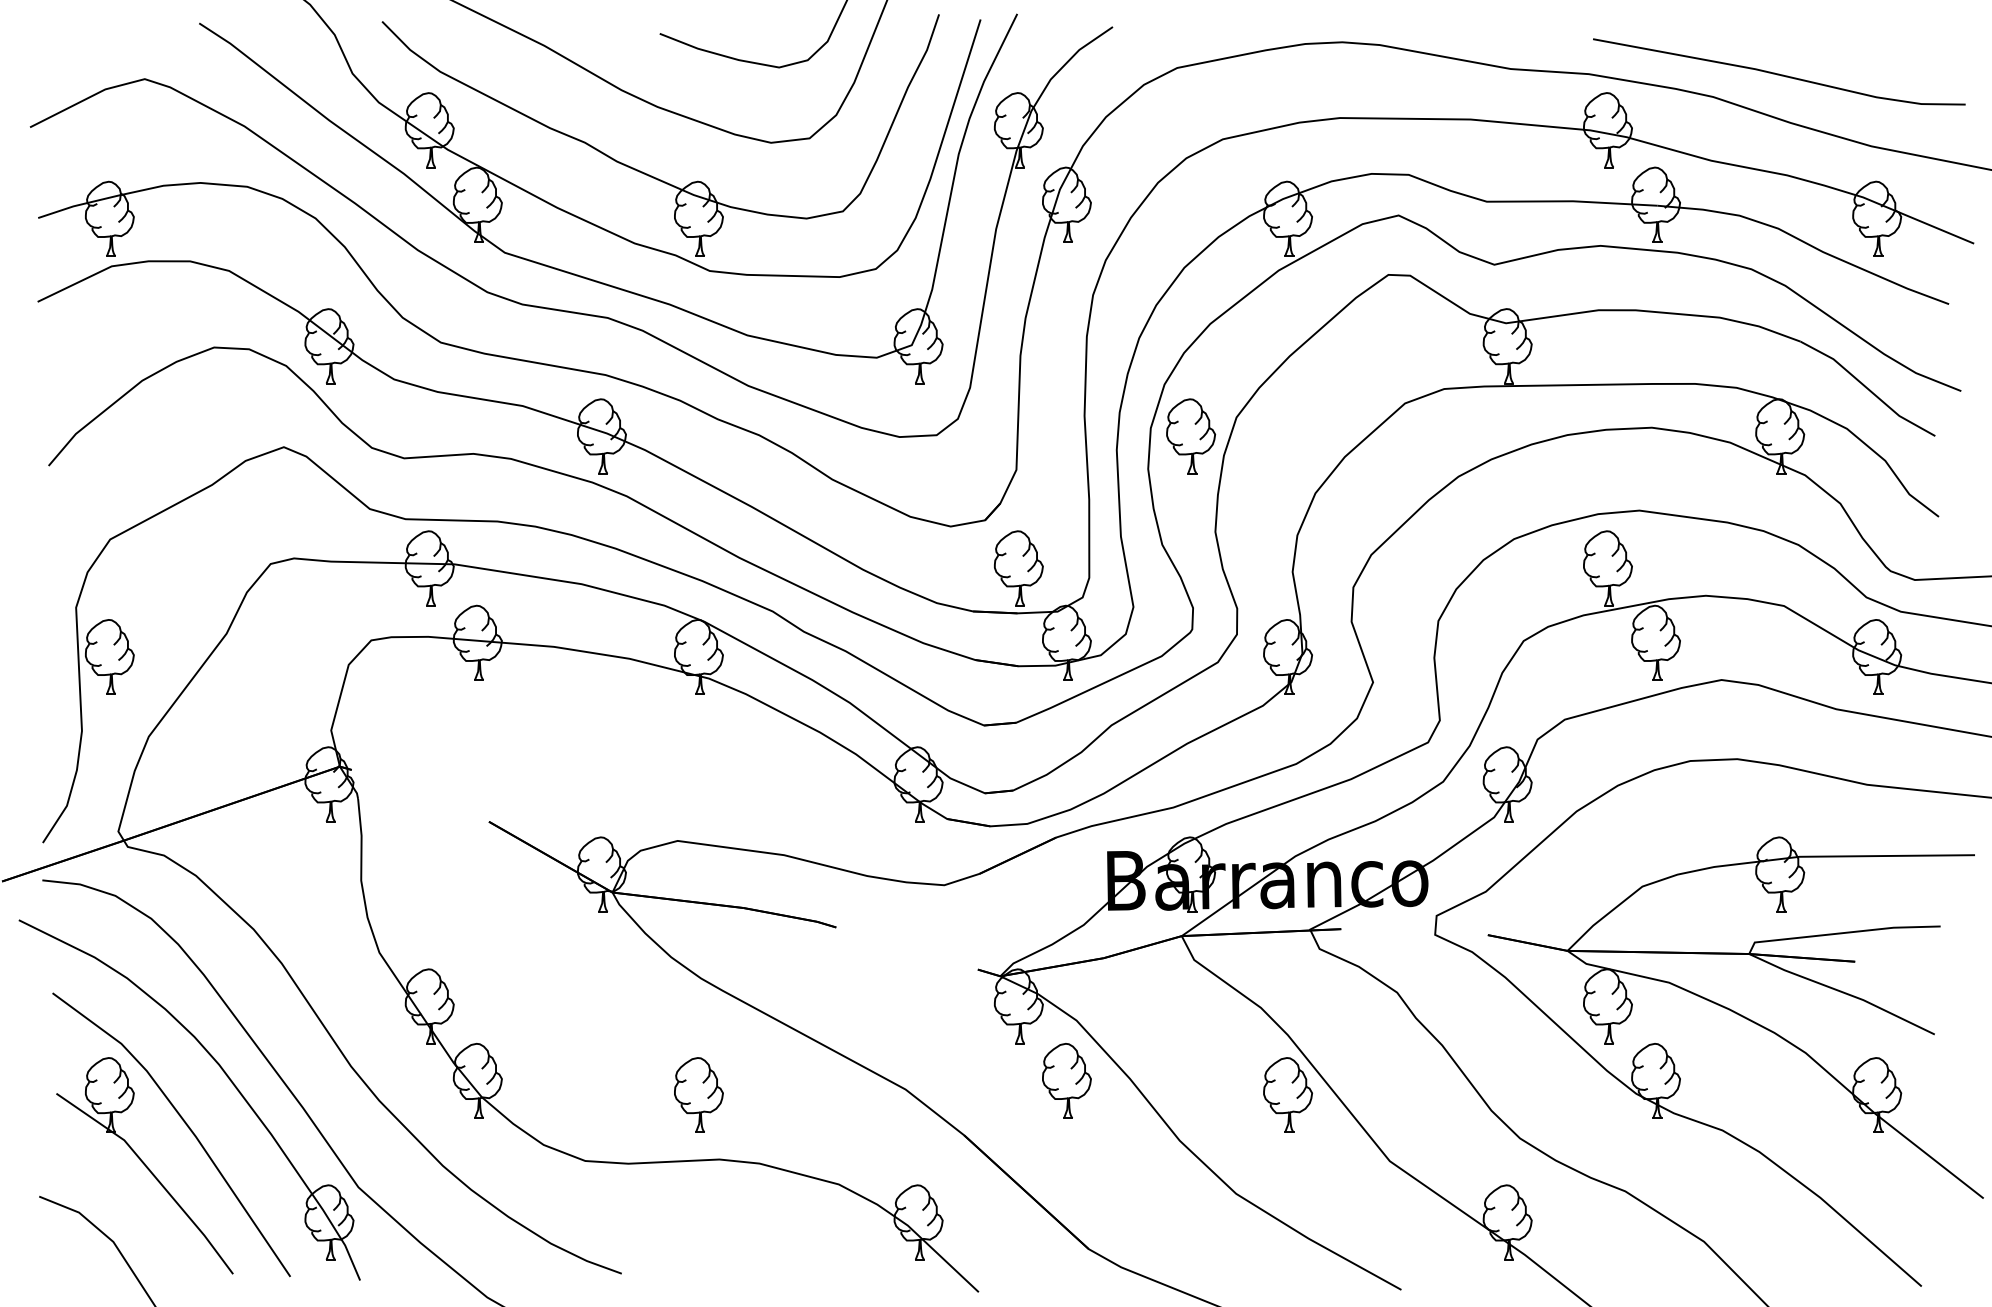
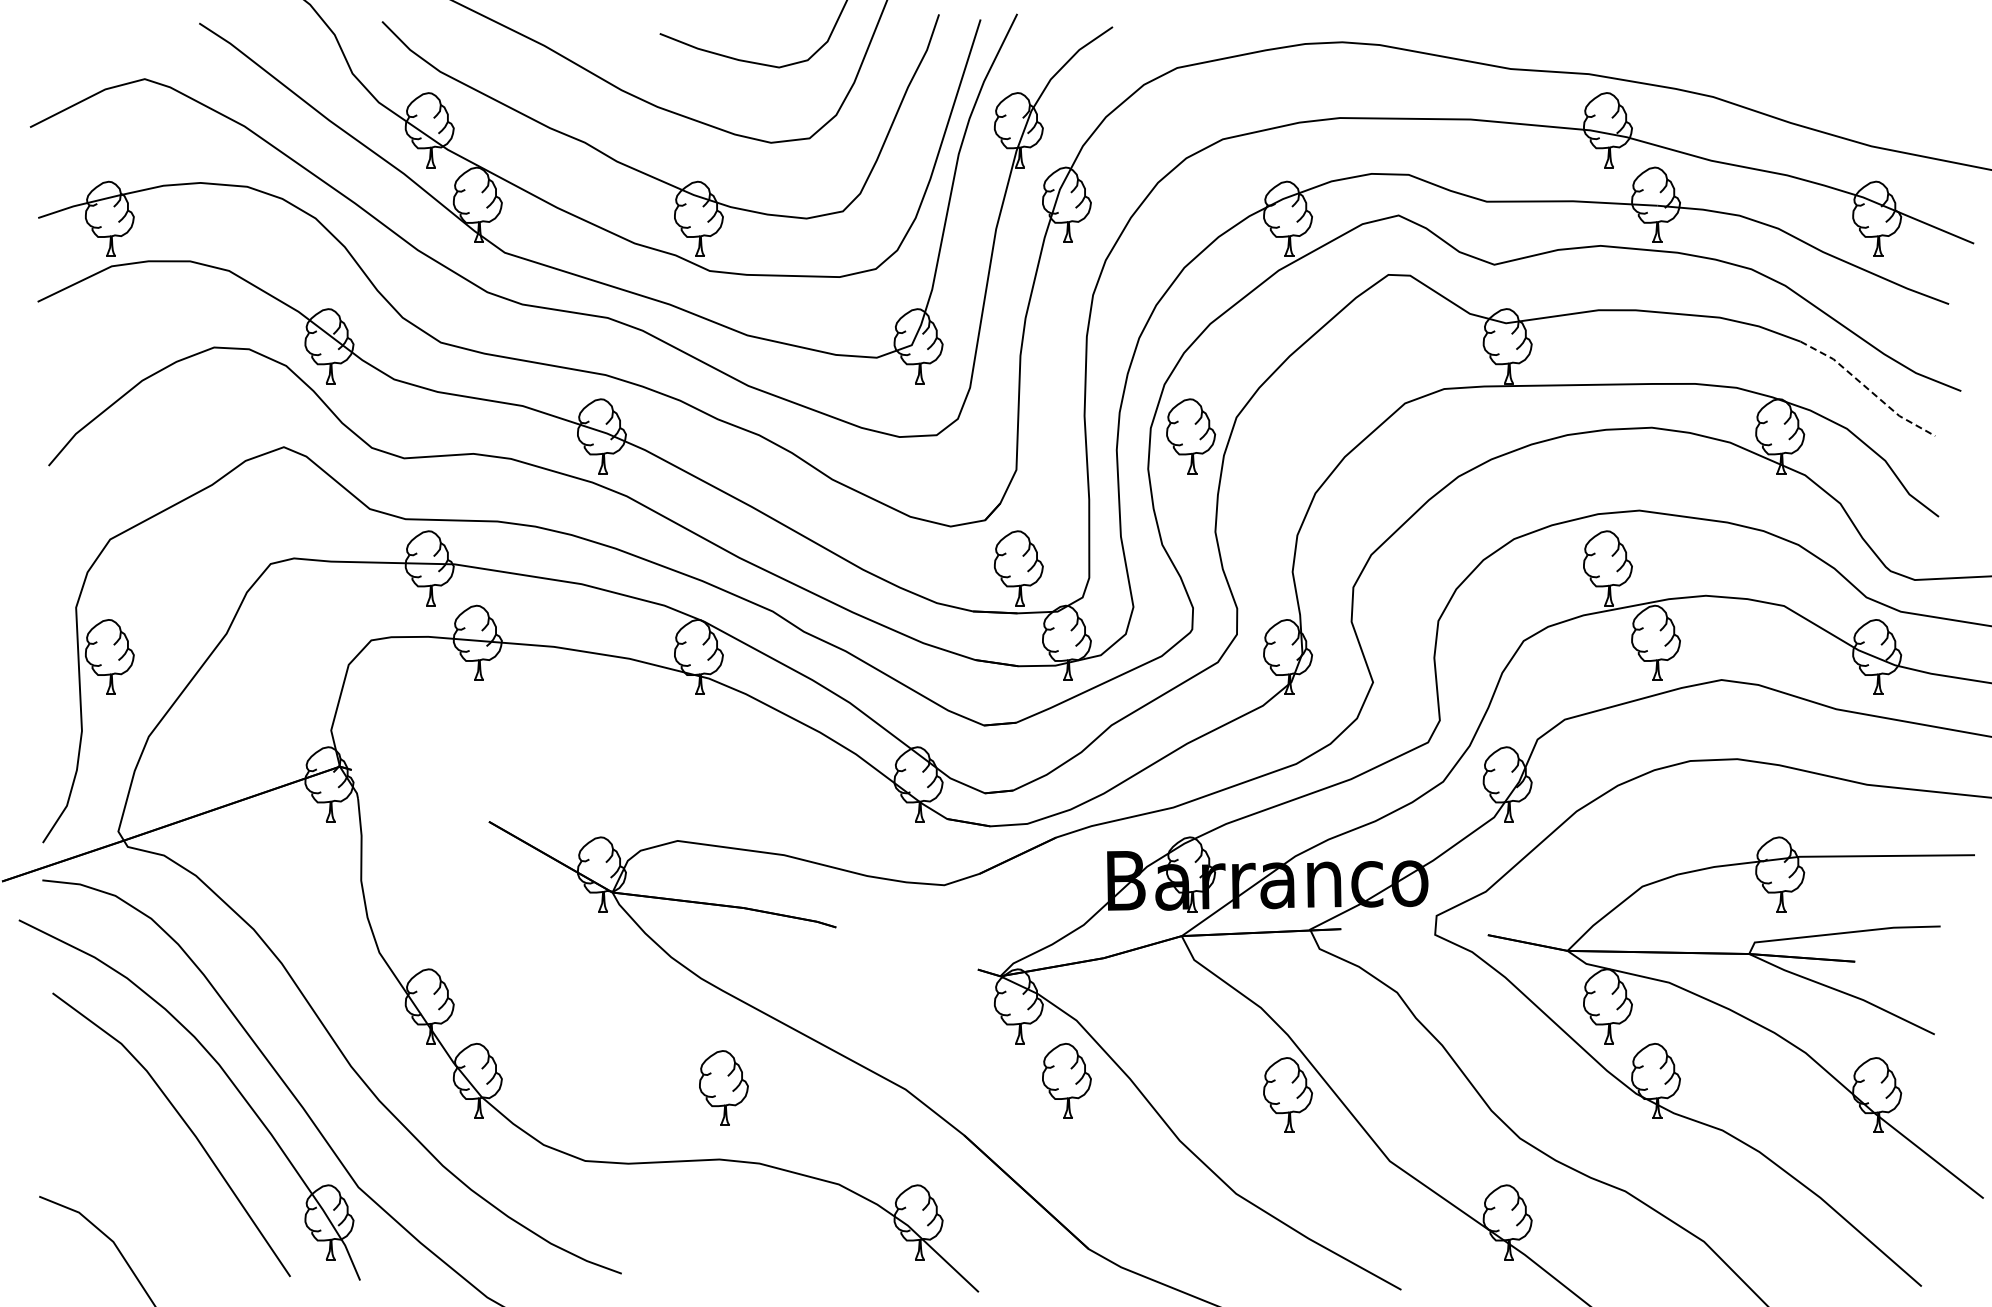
line: present -> none (1779, 73)
line: solid -> dashed (1867, 388)
part position: (698, 1094) -> (723, 1087) (723, 1087)
part: present -> none (144, 1165)
